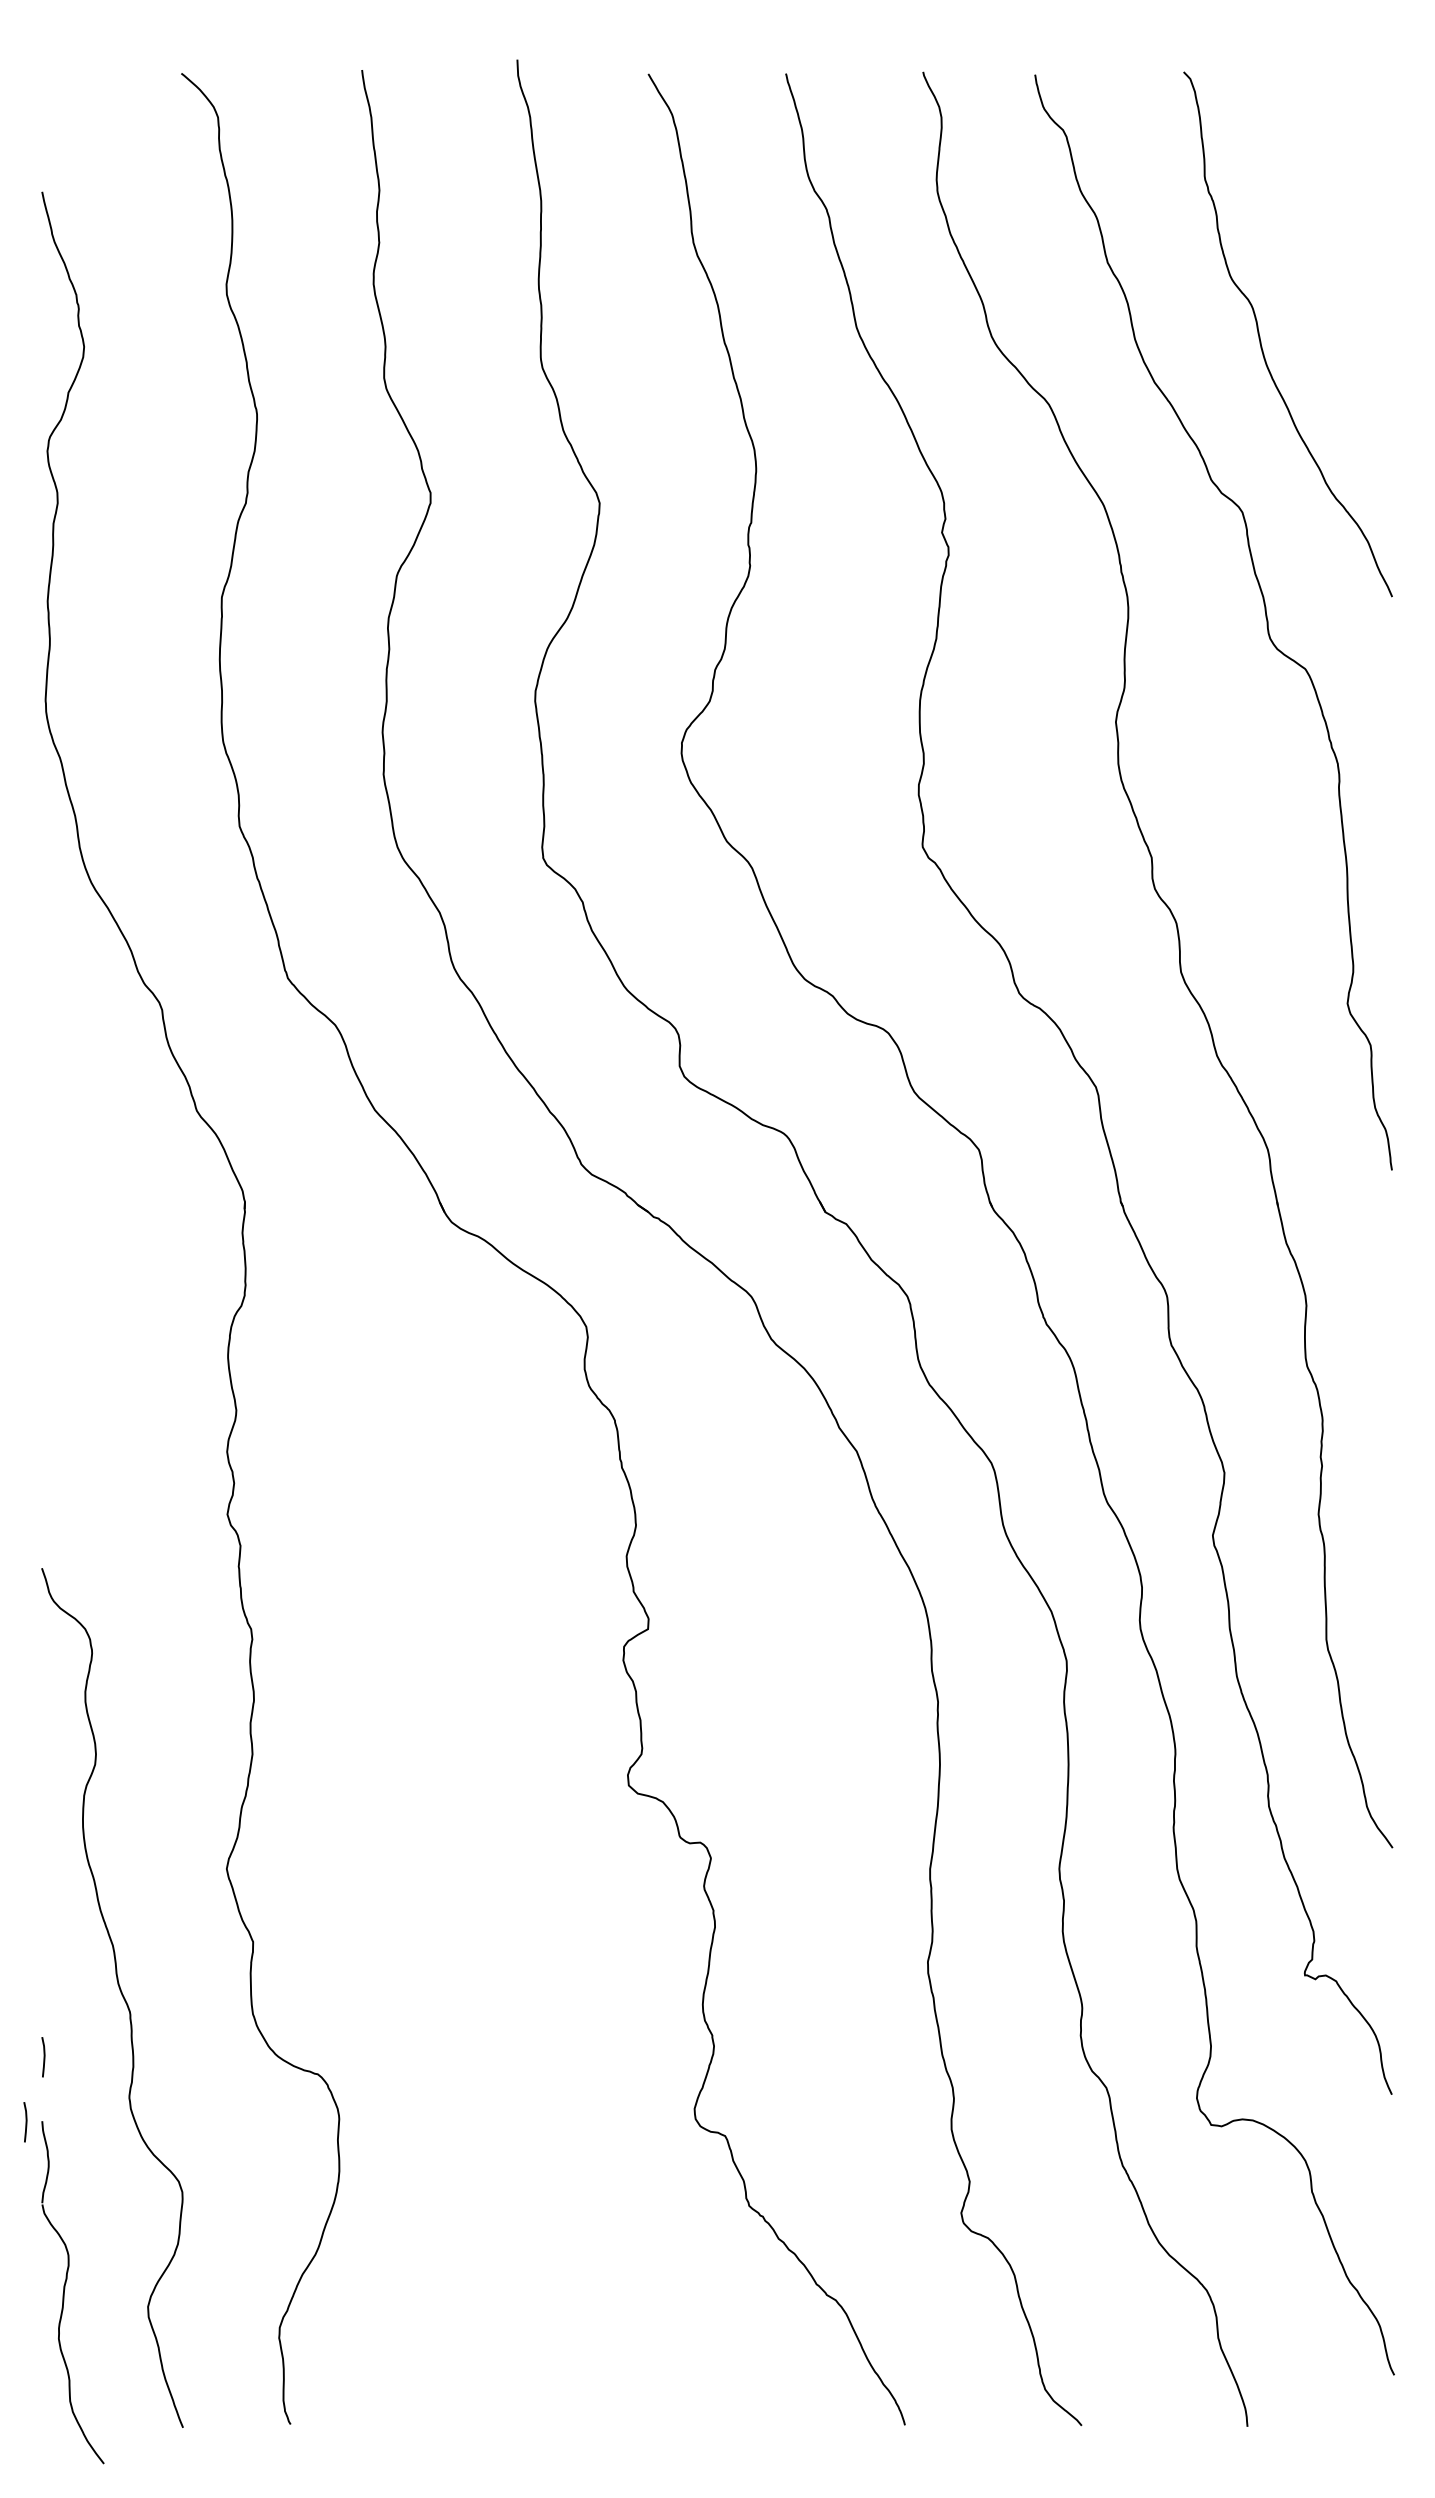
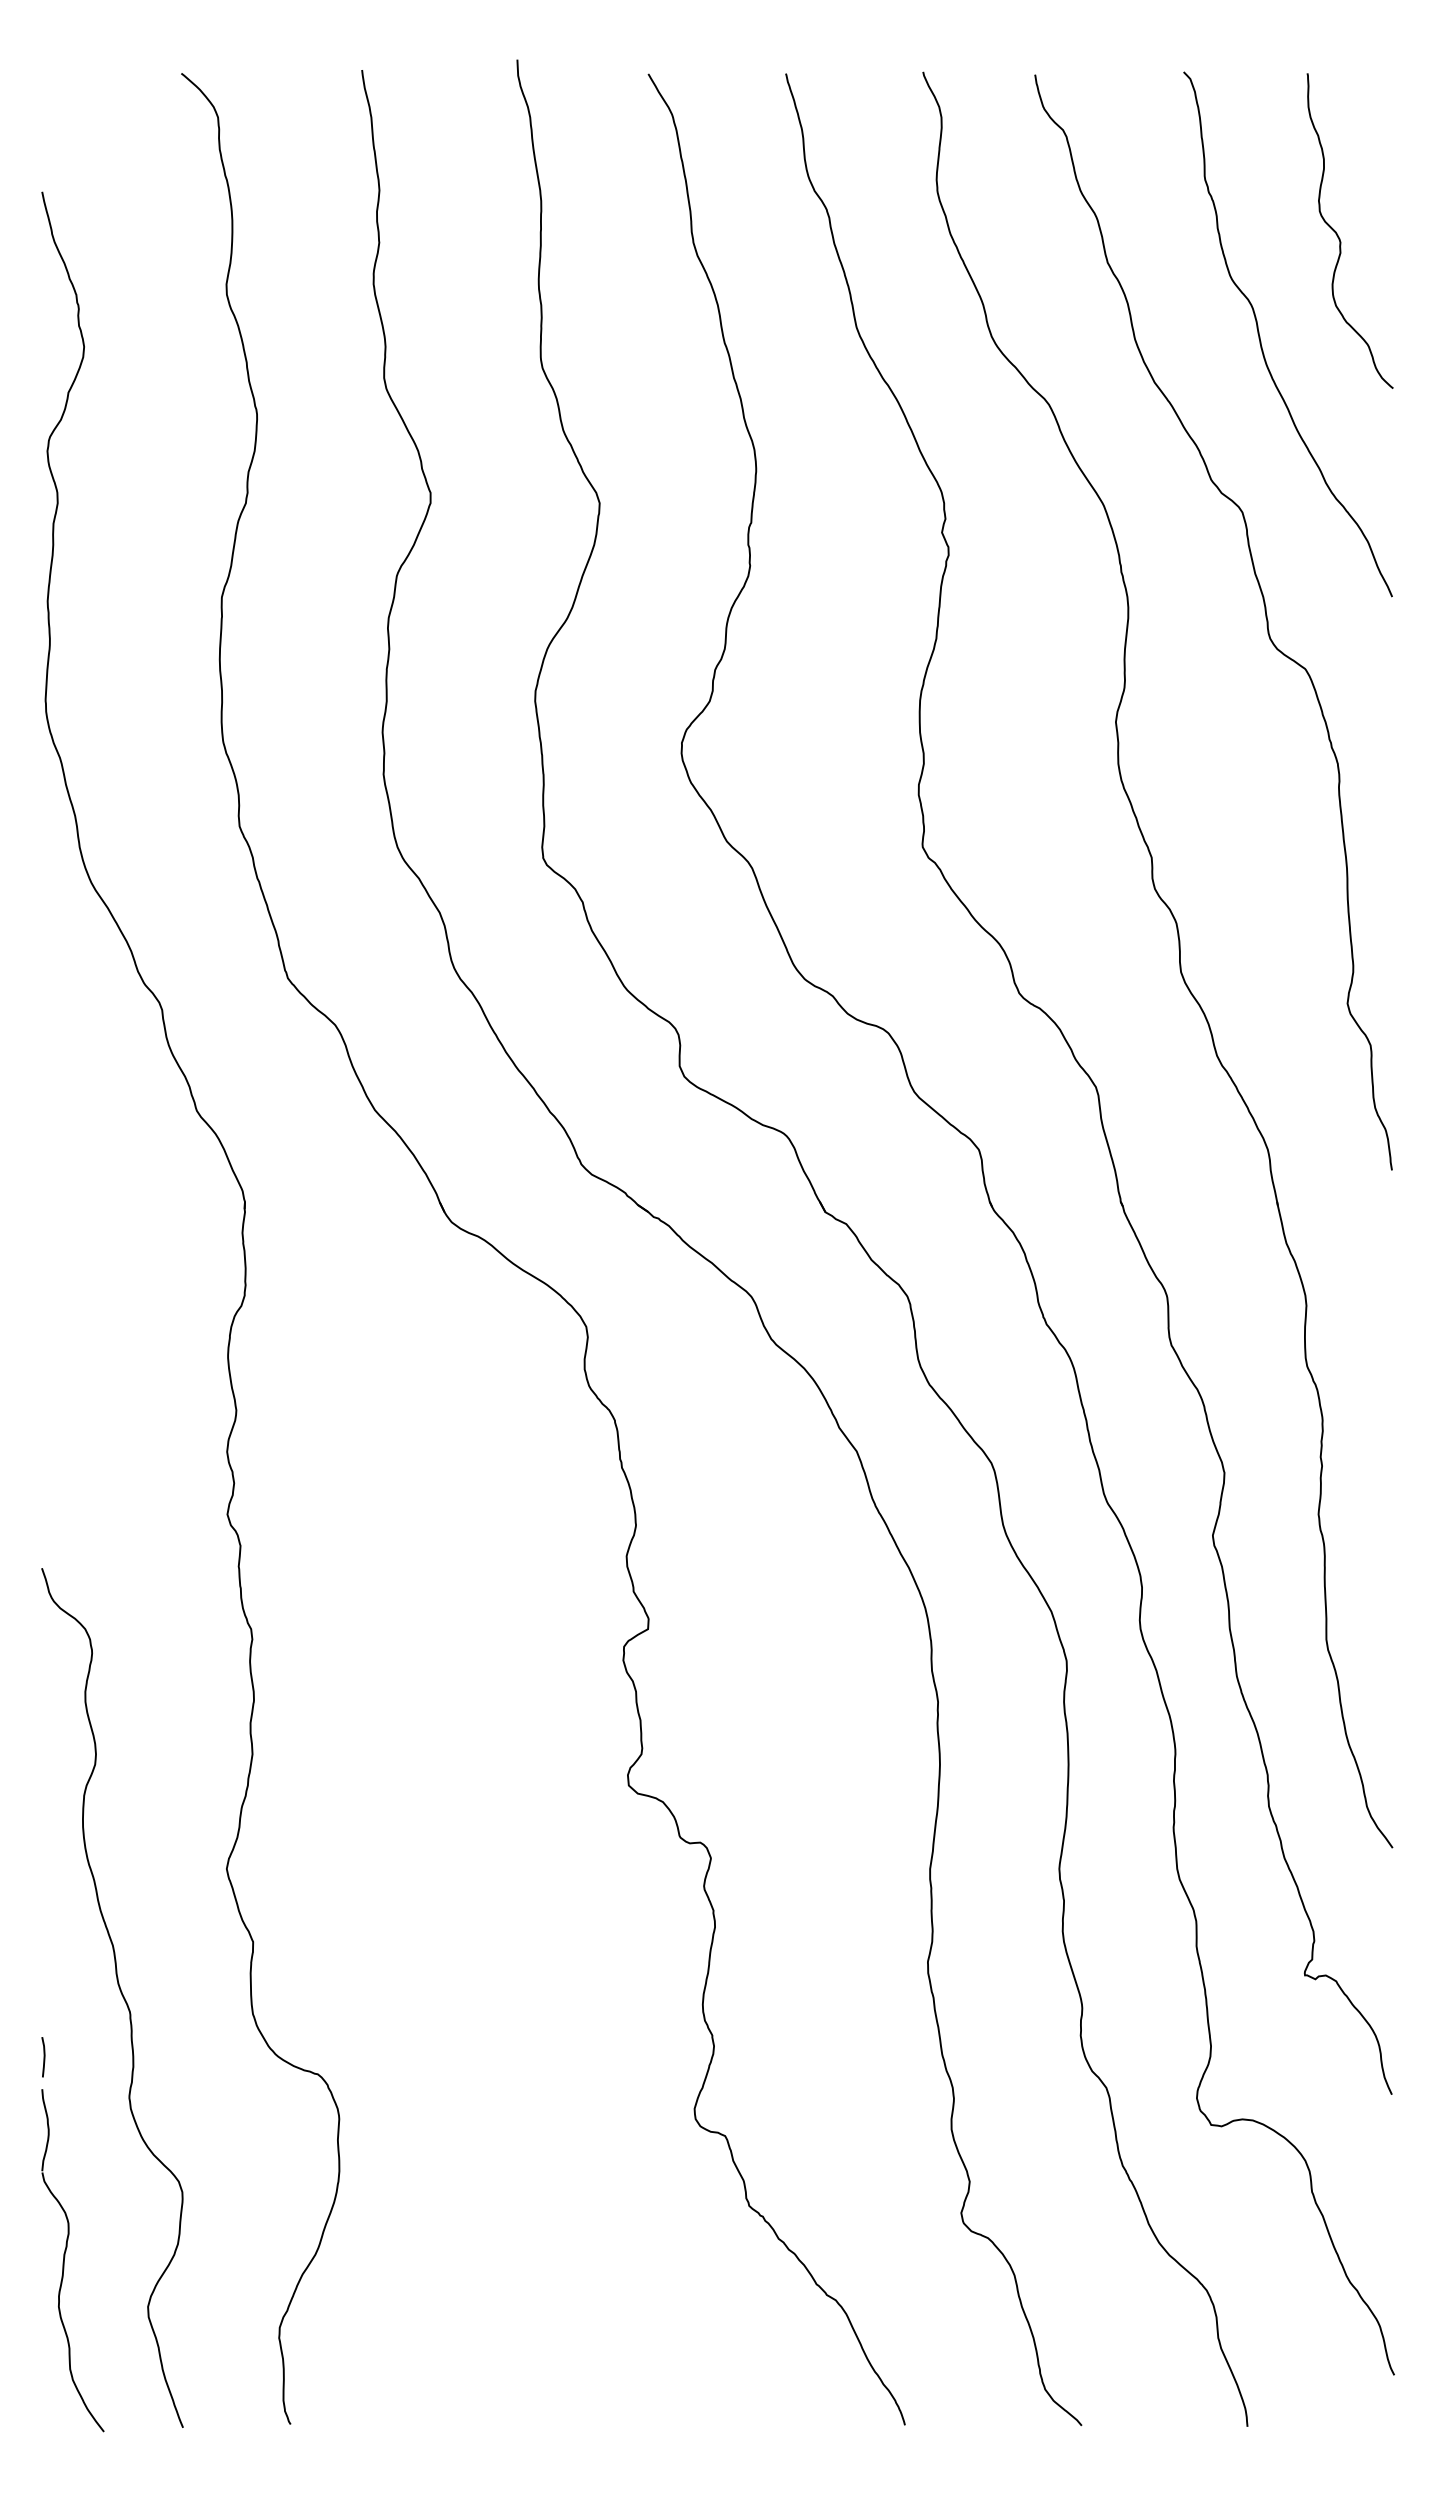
curve: none -> present (1339, 236)
line: present -> none (25, 2122)
part position: (65, 2289) -> (65, 2257) (65, 2257)
